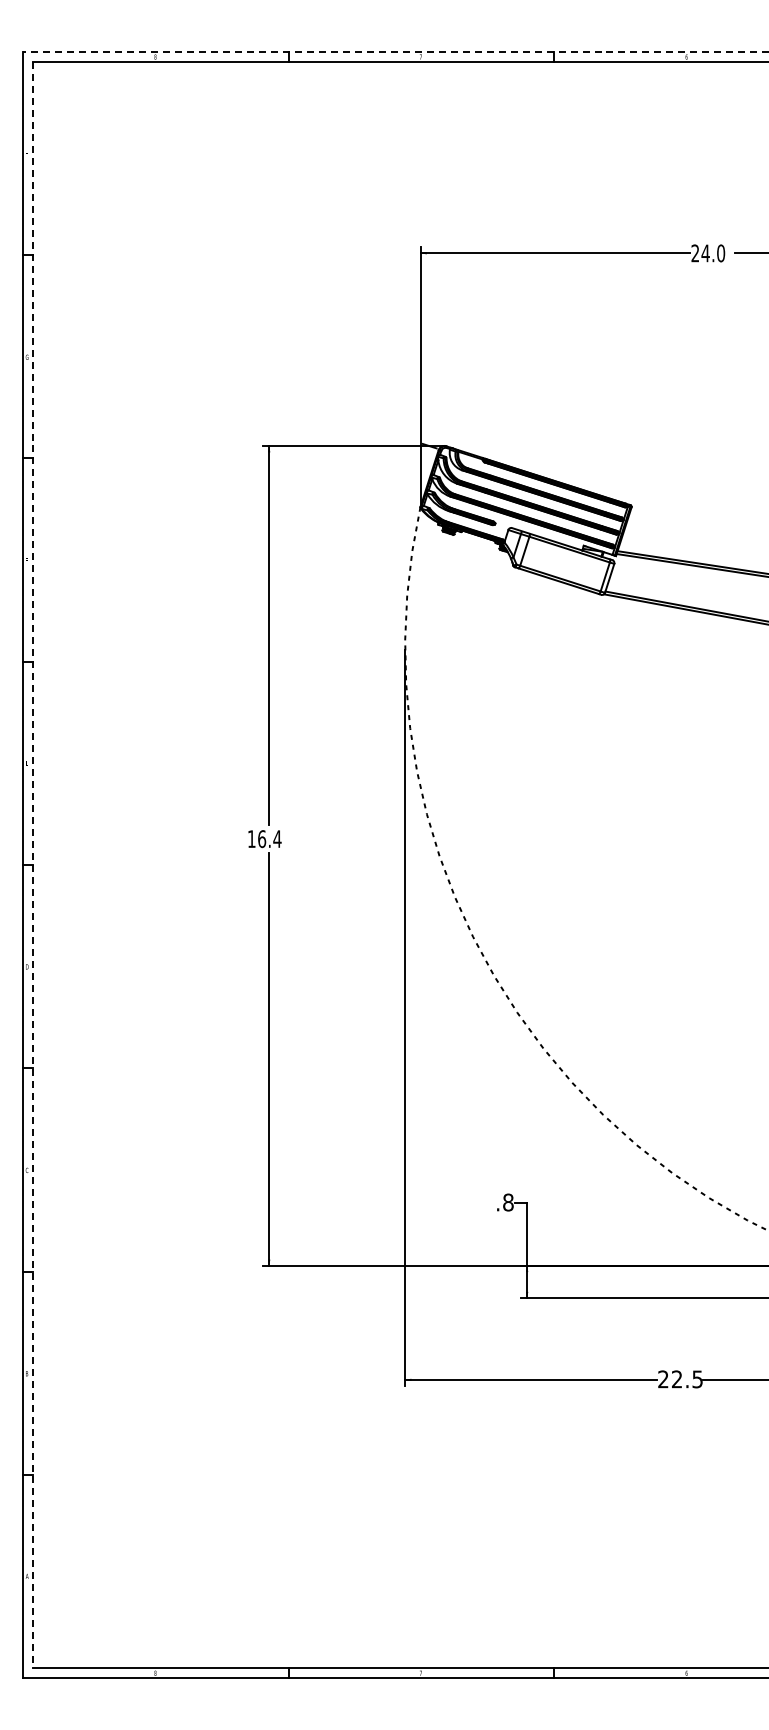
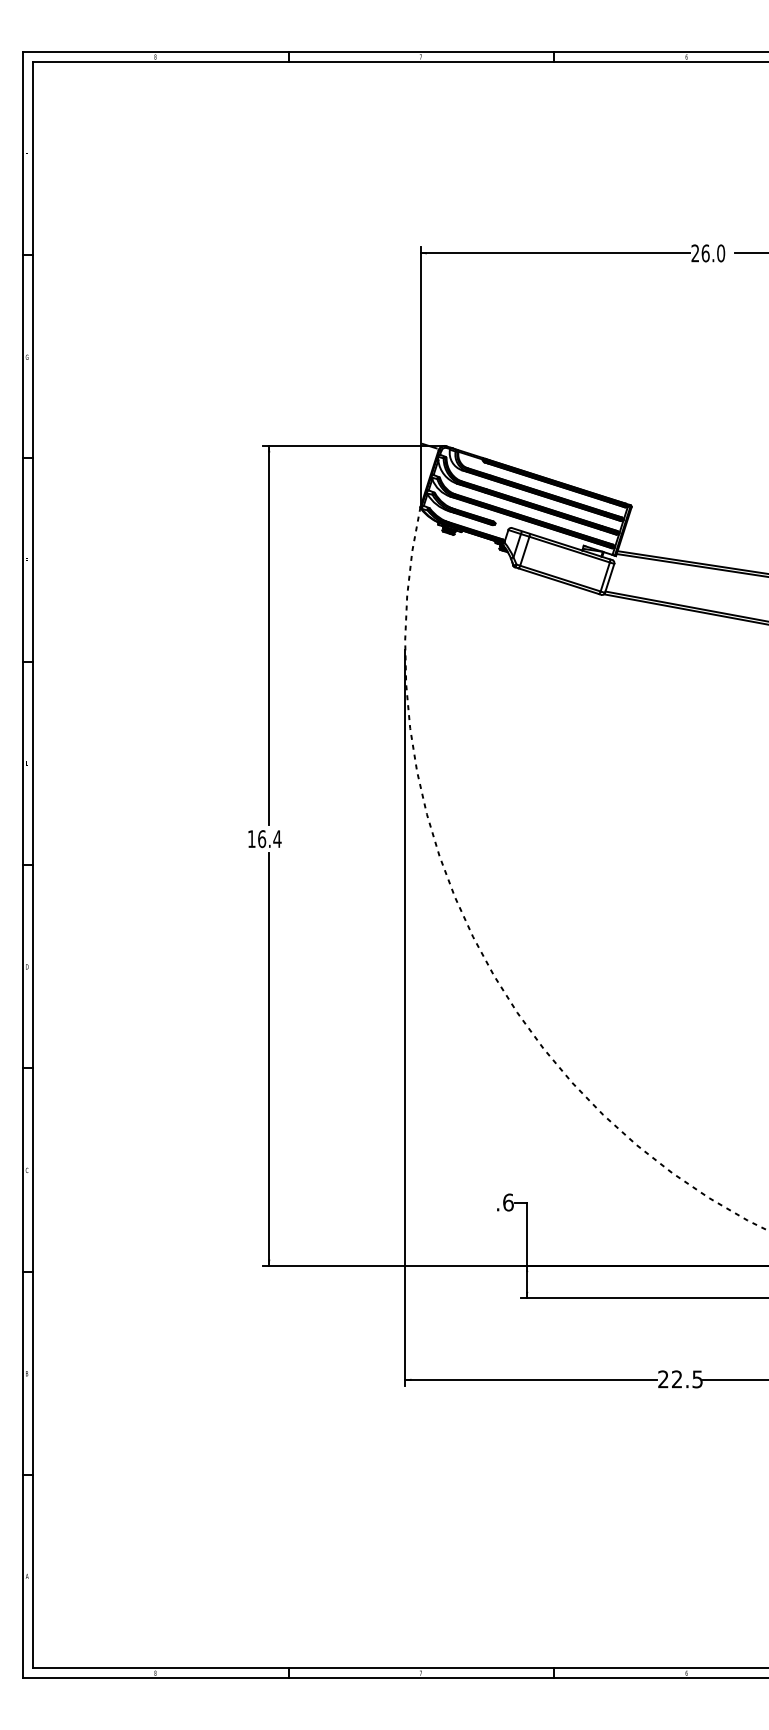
line: dashed -> solid (395, 51)
text: 24.0 -> 26.0 (705, 253)
line: dashed -> solid (32, 865)
text: .8 -> .6 (508, 1202)
